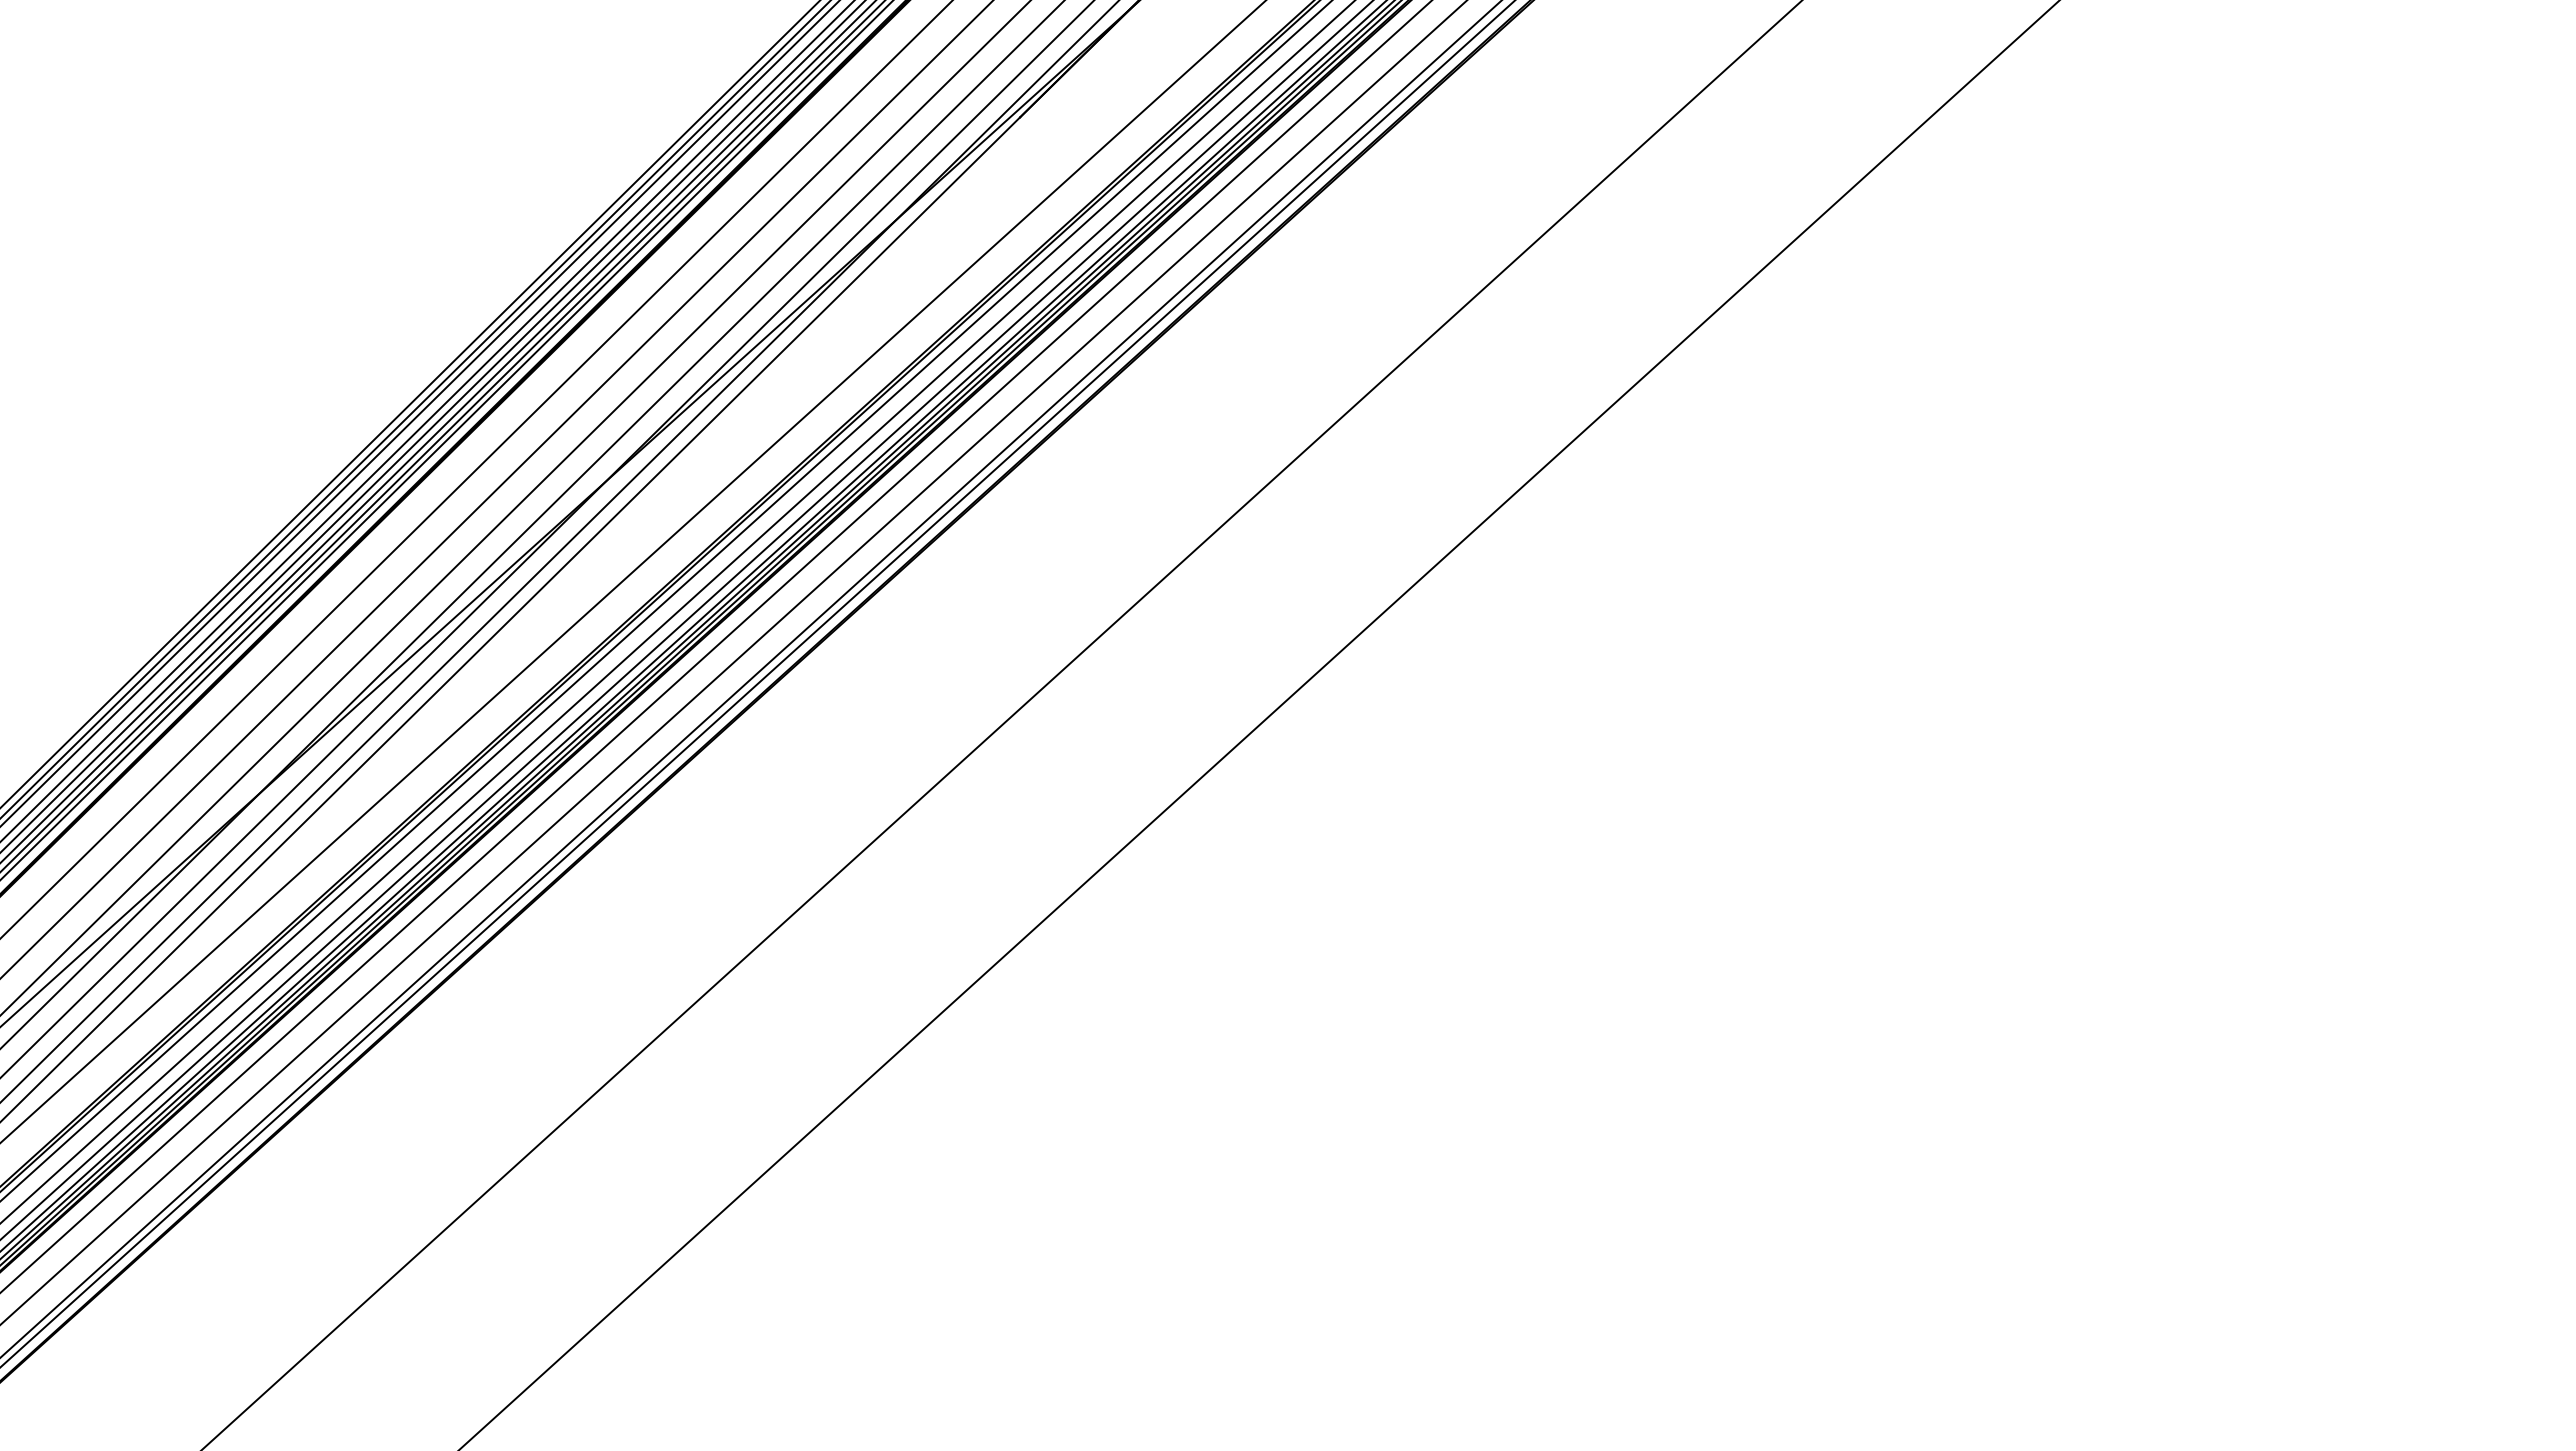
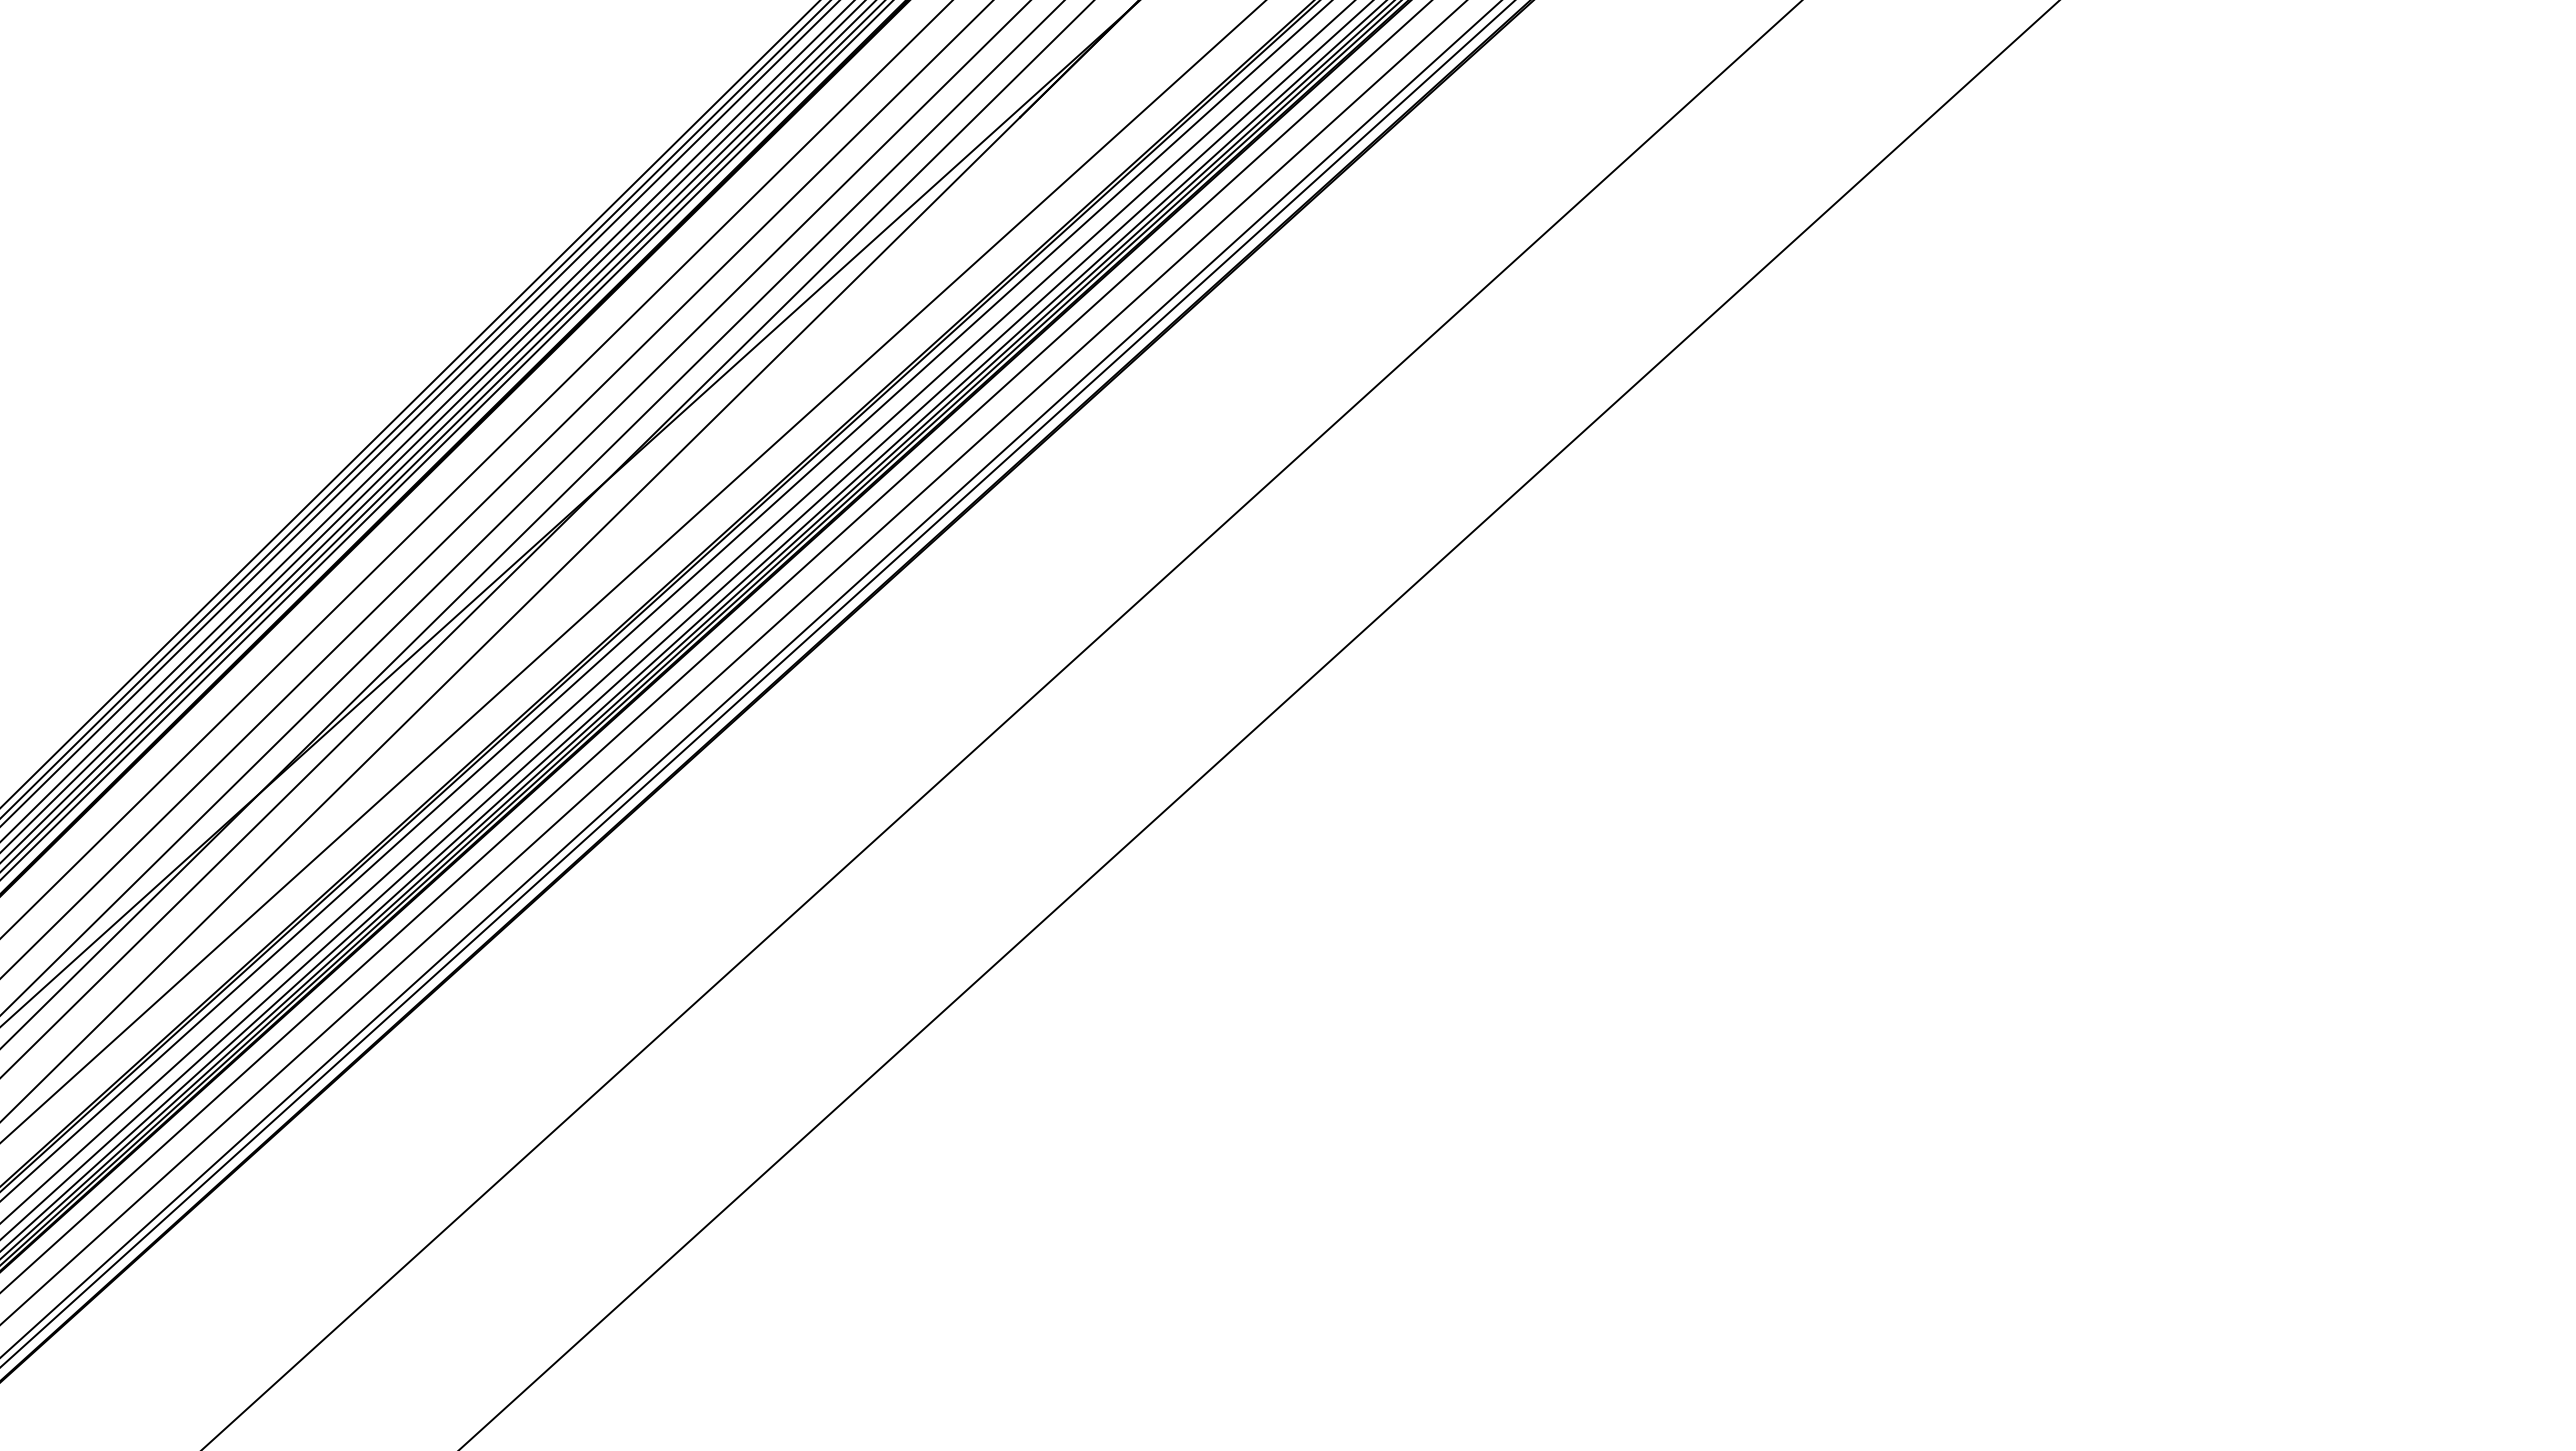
line: present -> none (559, 551)
